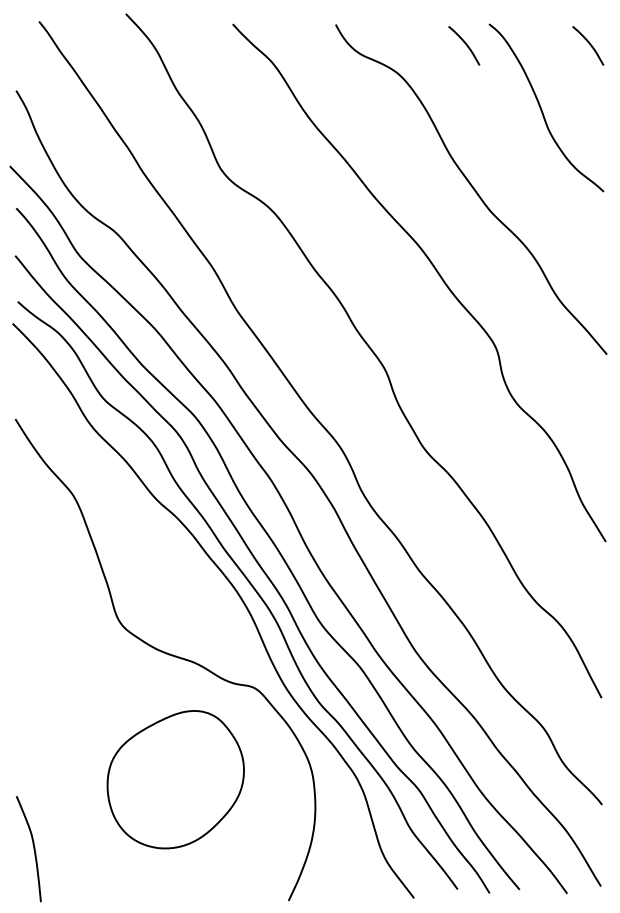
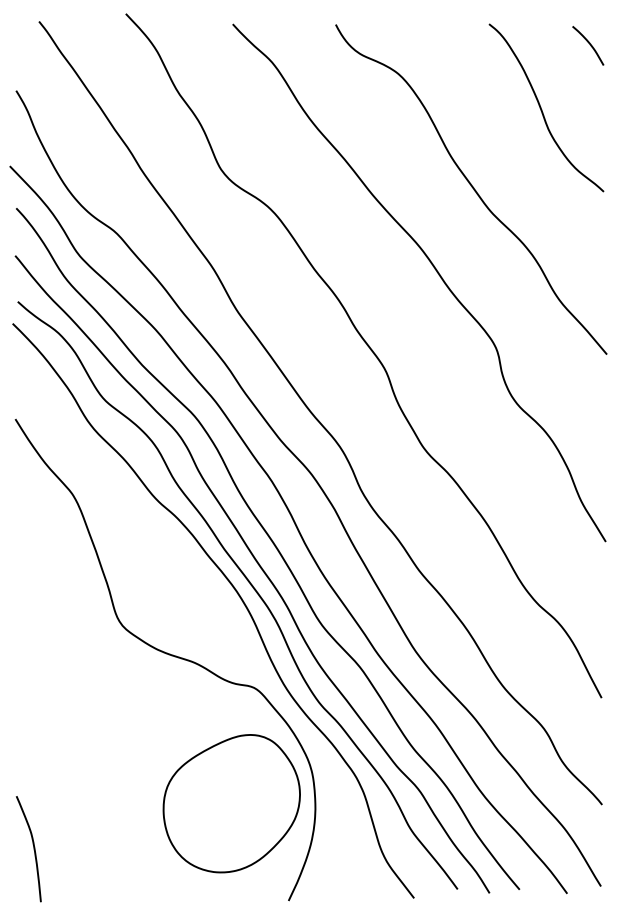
curve: present -> none (465, 44)
part position: (175, 779) -> (231, 803) (231, 803)
